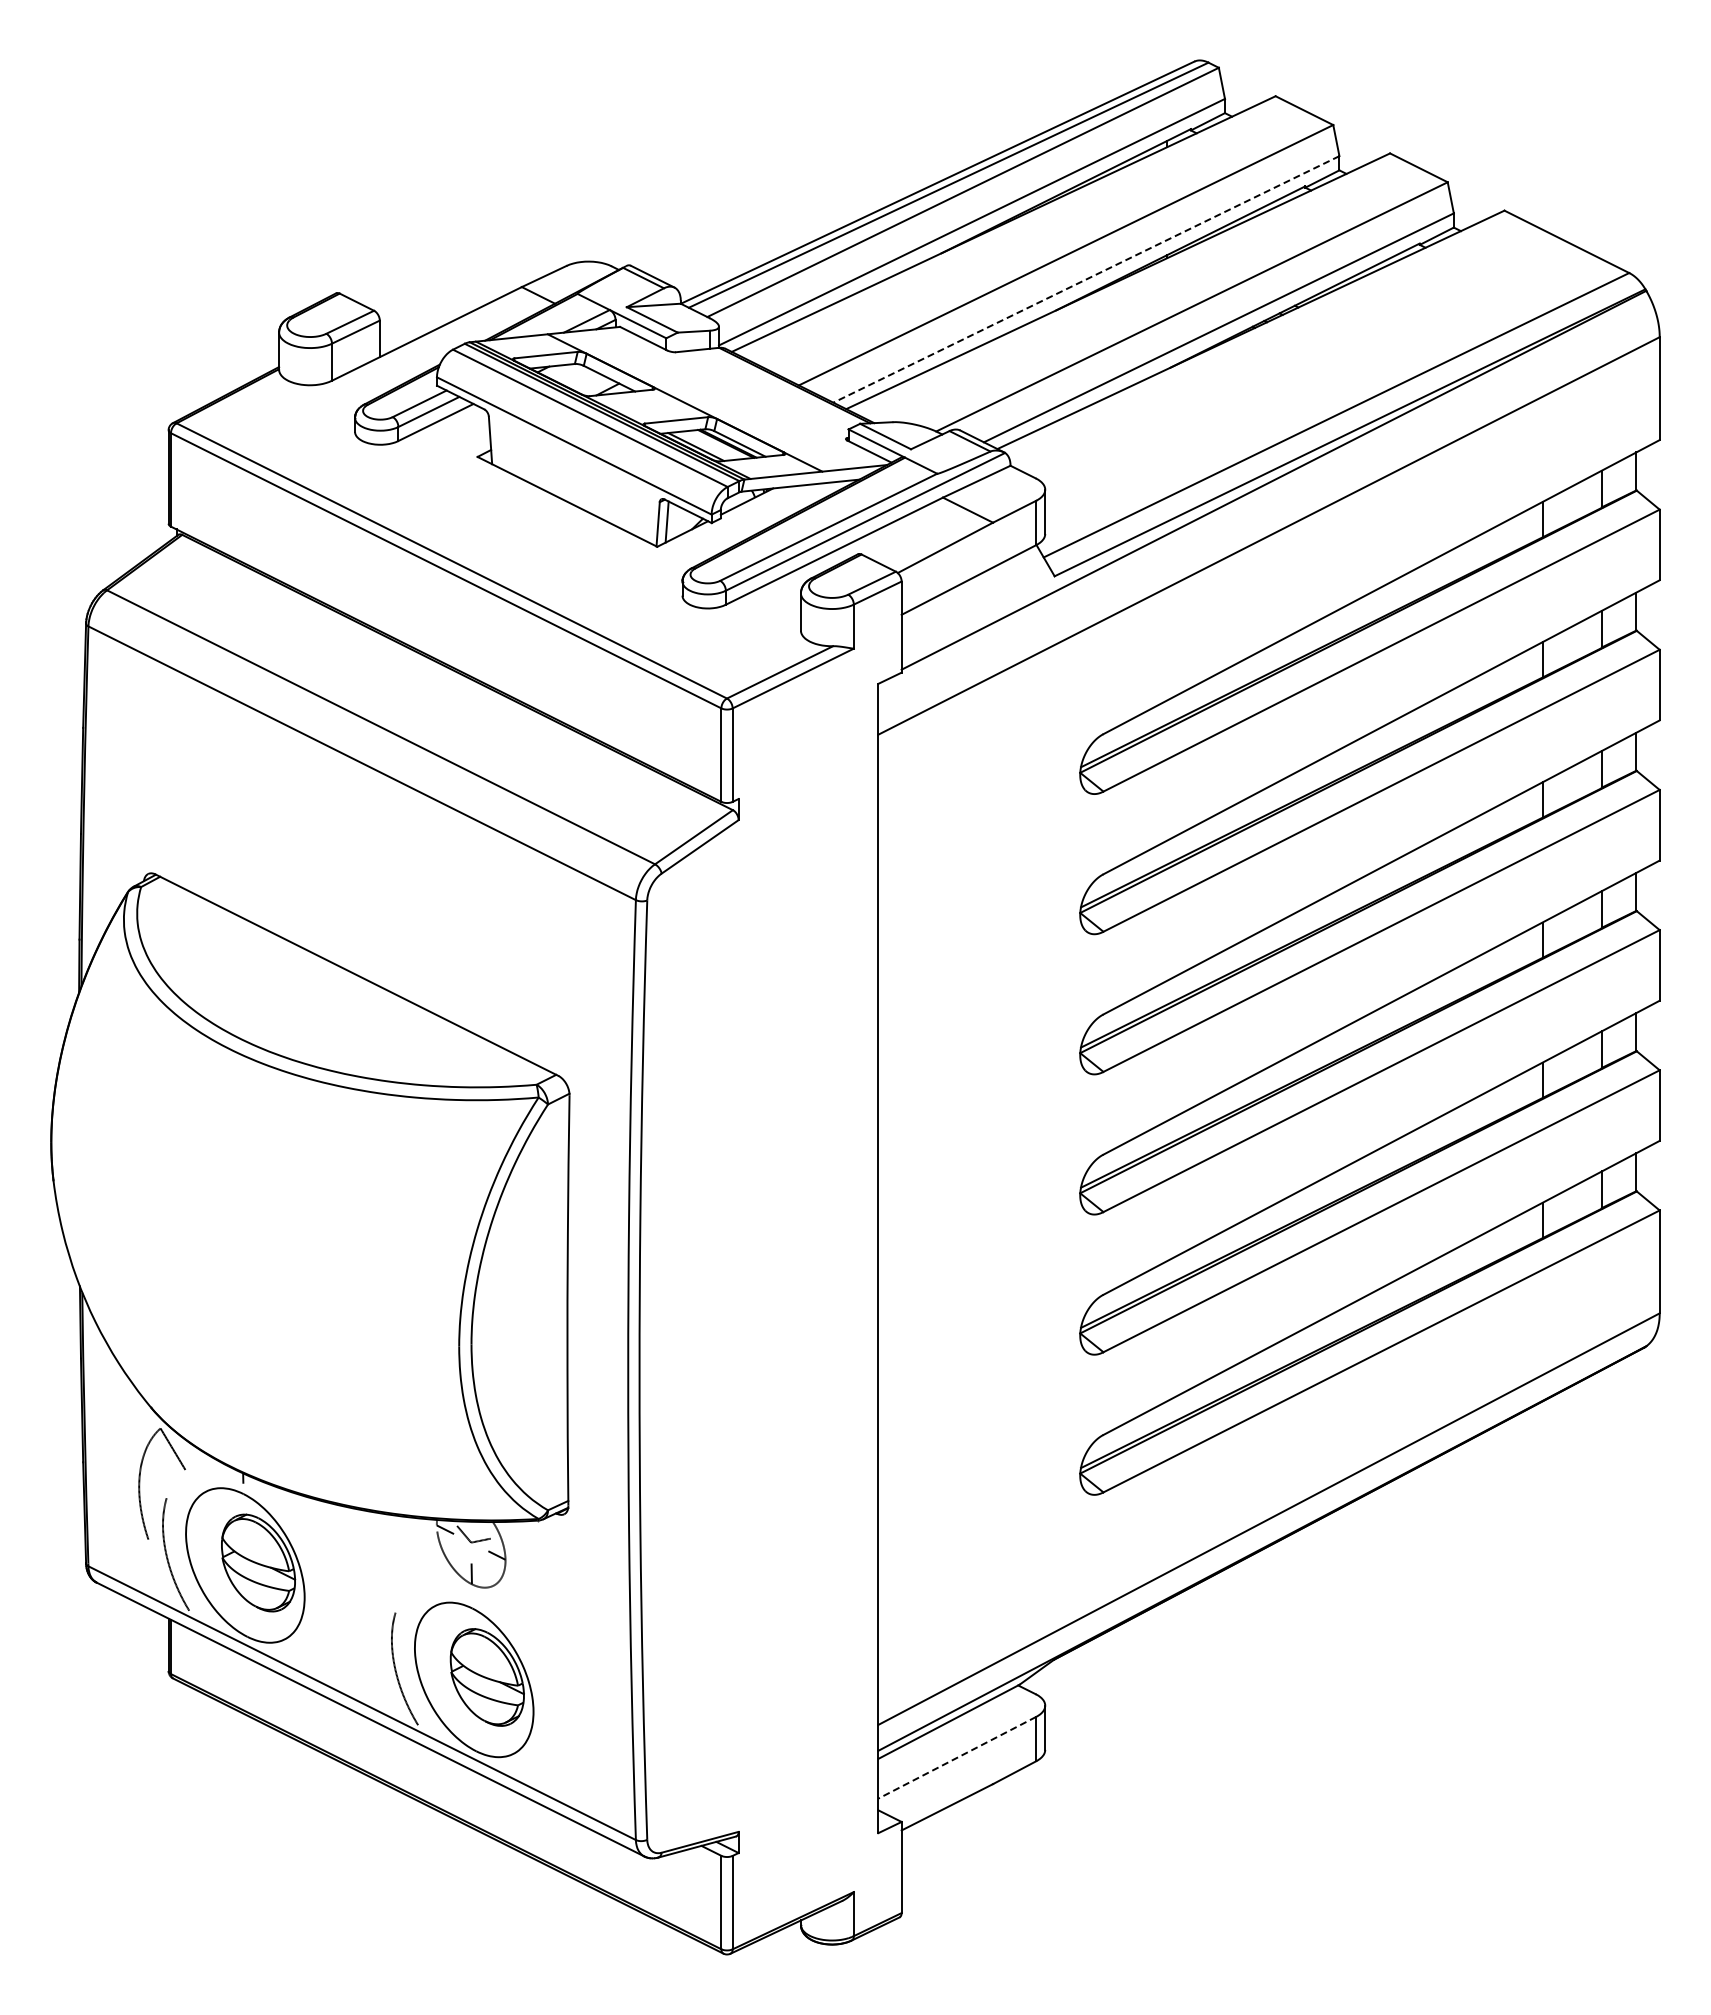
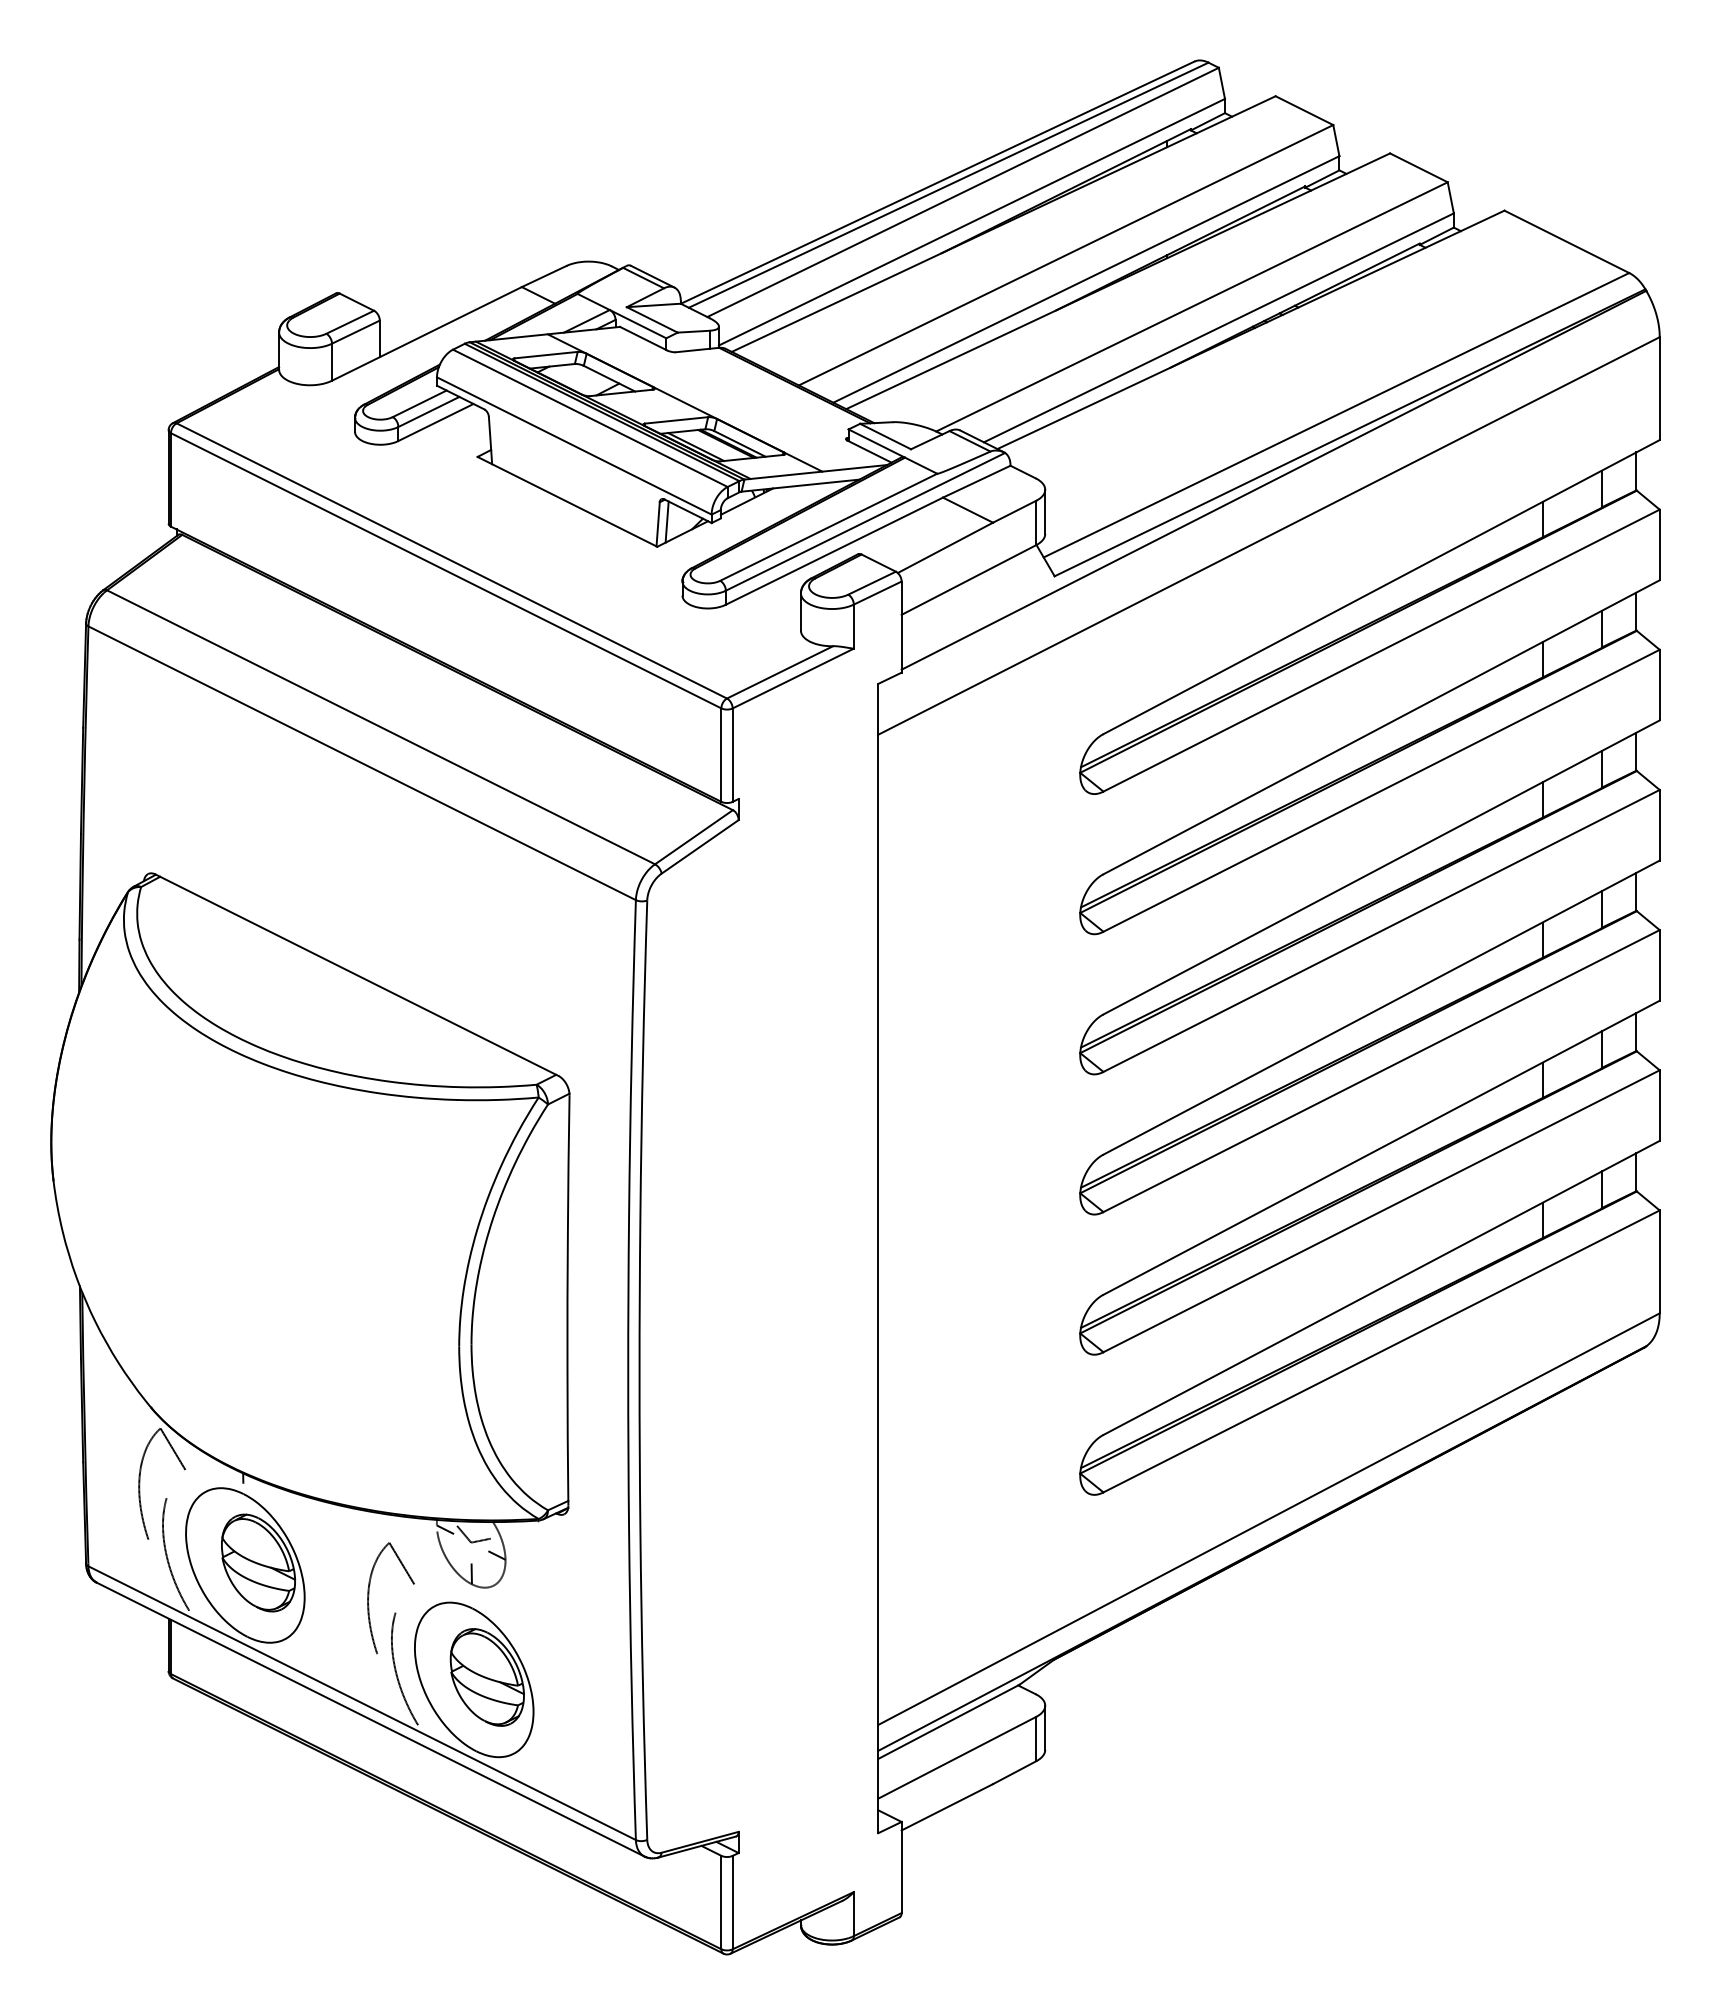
line: dashed -> solid (1085, 279)
part: none -> present (369, 1597)
line: dashed -> solid (957, 1757)
